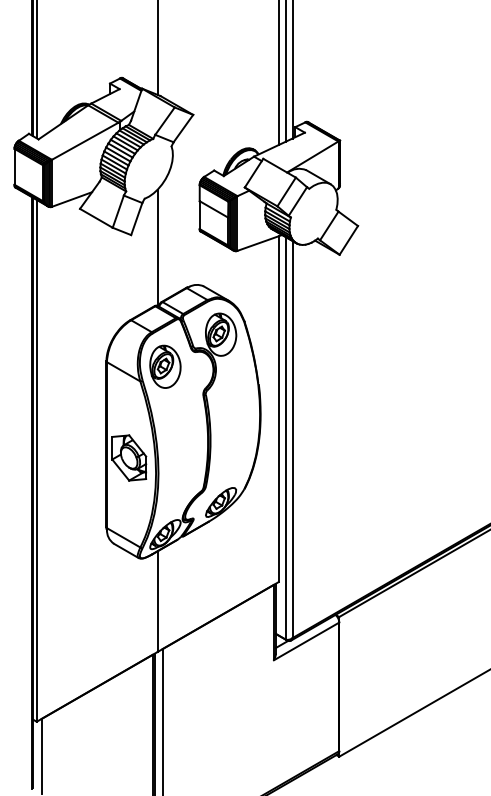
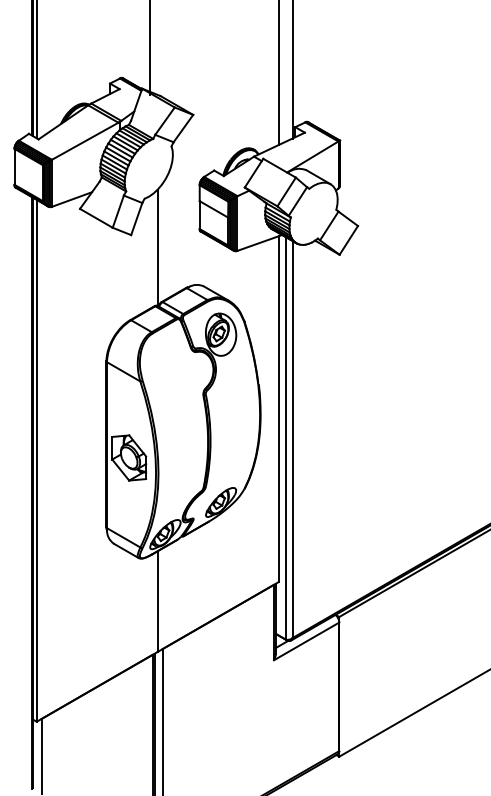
line position: (157, 48) -> (149, 48) (149, 48)
line: present -> none (285, 71)
part: present -> none (165, 366)
